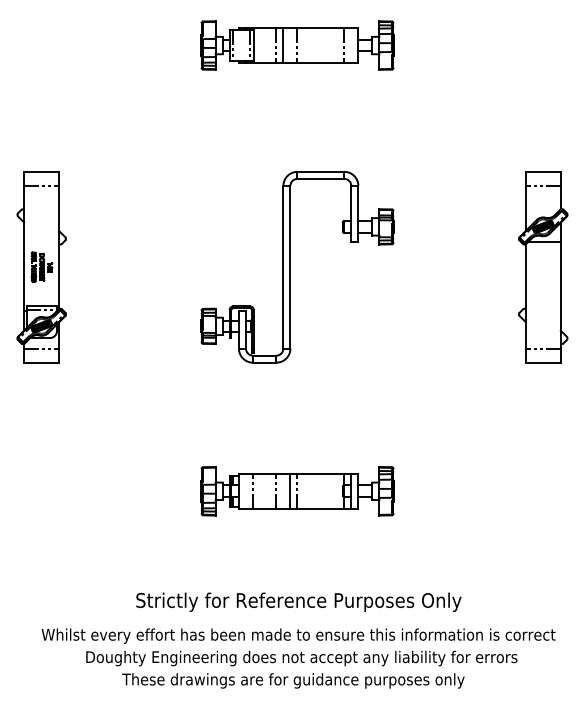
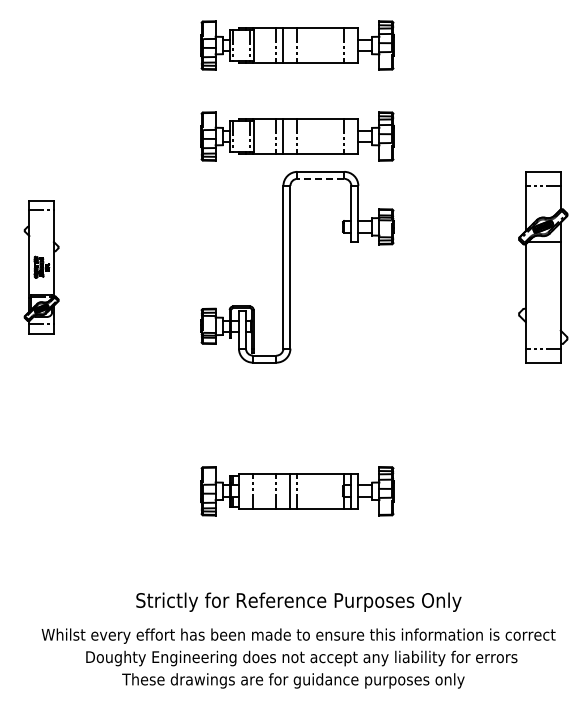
part: none -> present (297, 136)
line: solid -> dashed (320, 178)
part size: 51x193 px -> 37x135 px (41, 267)
